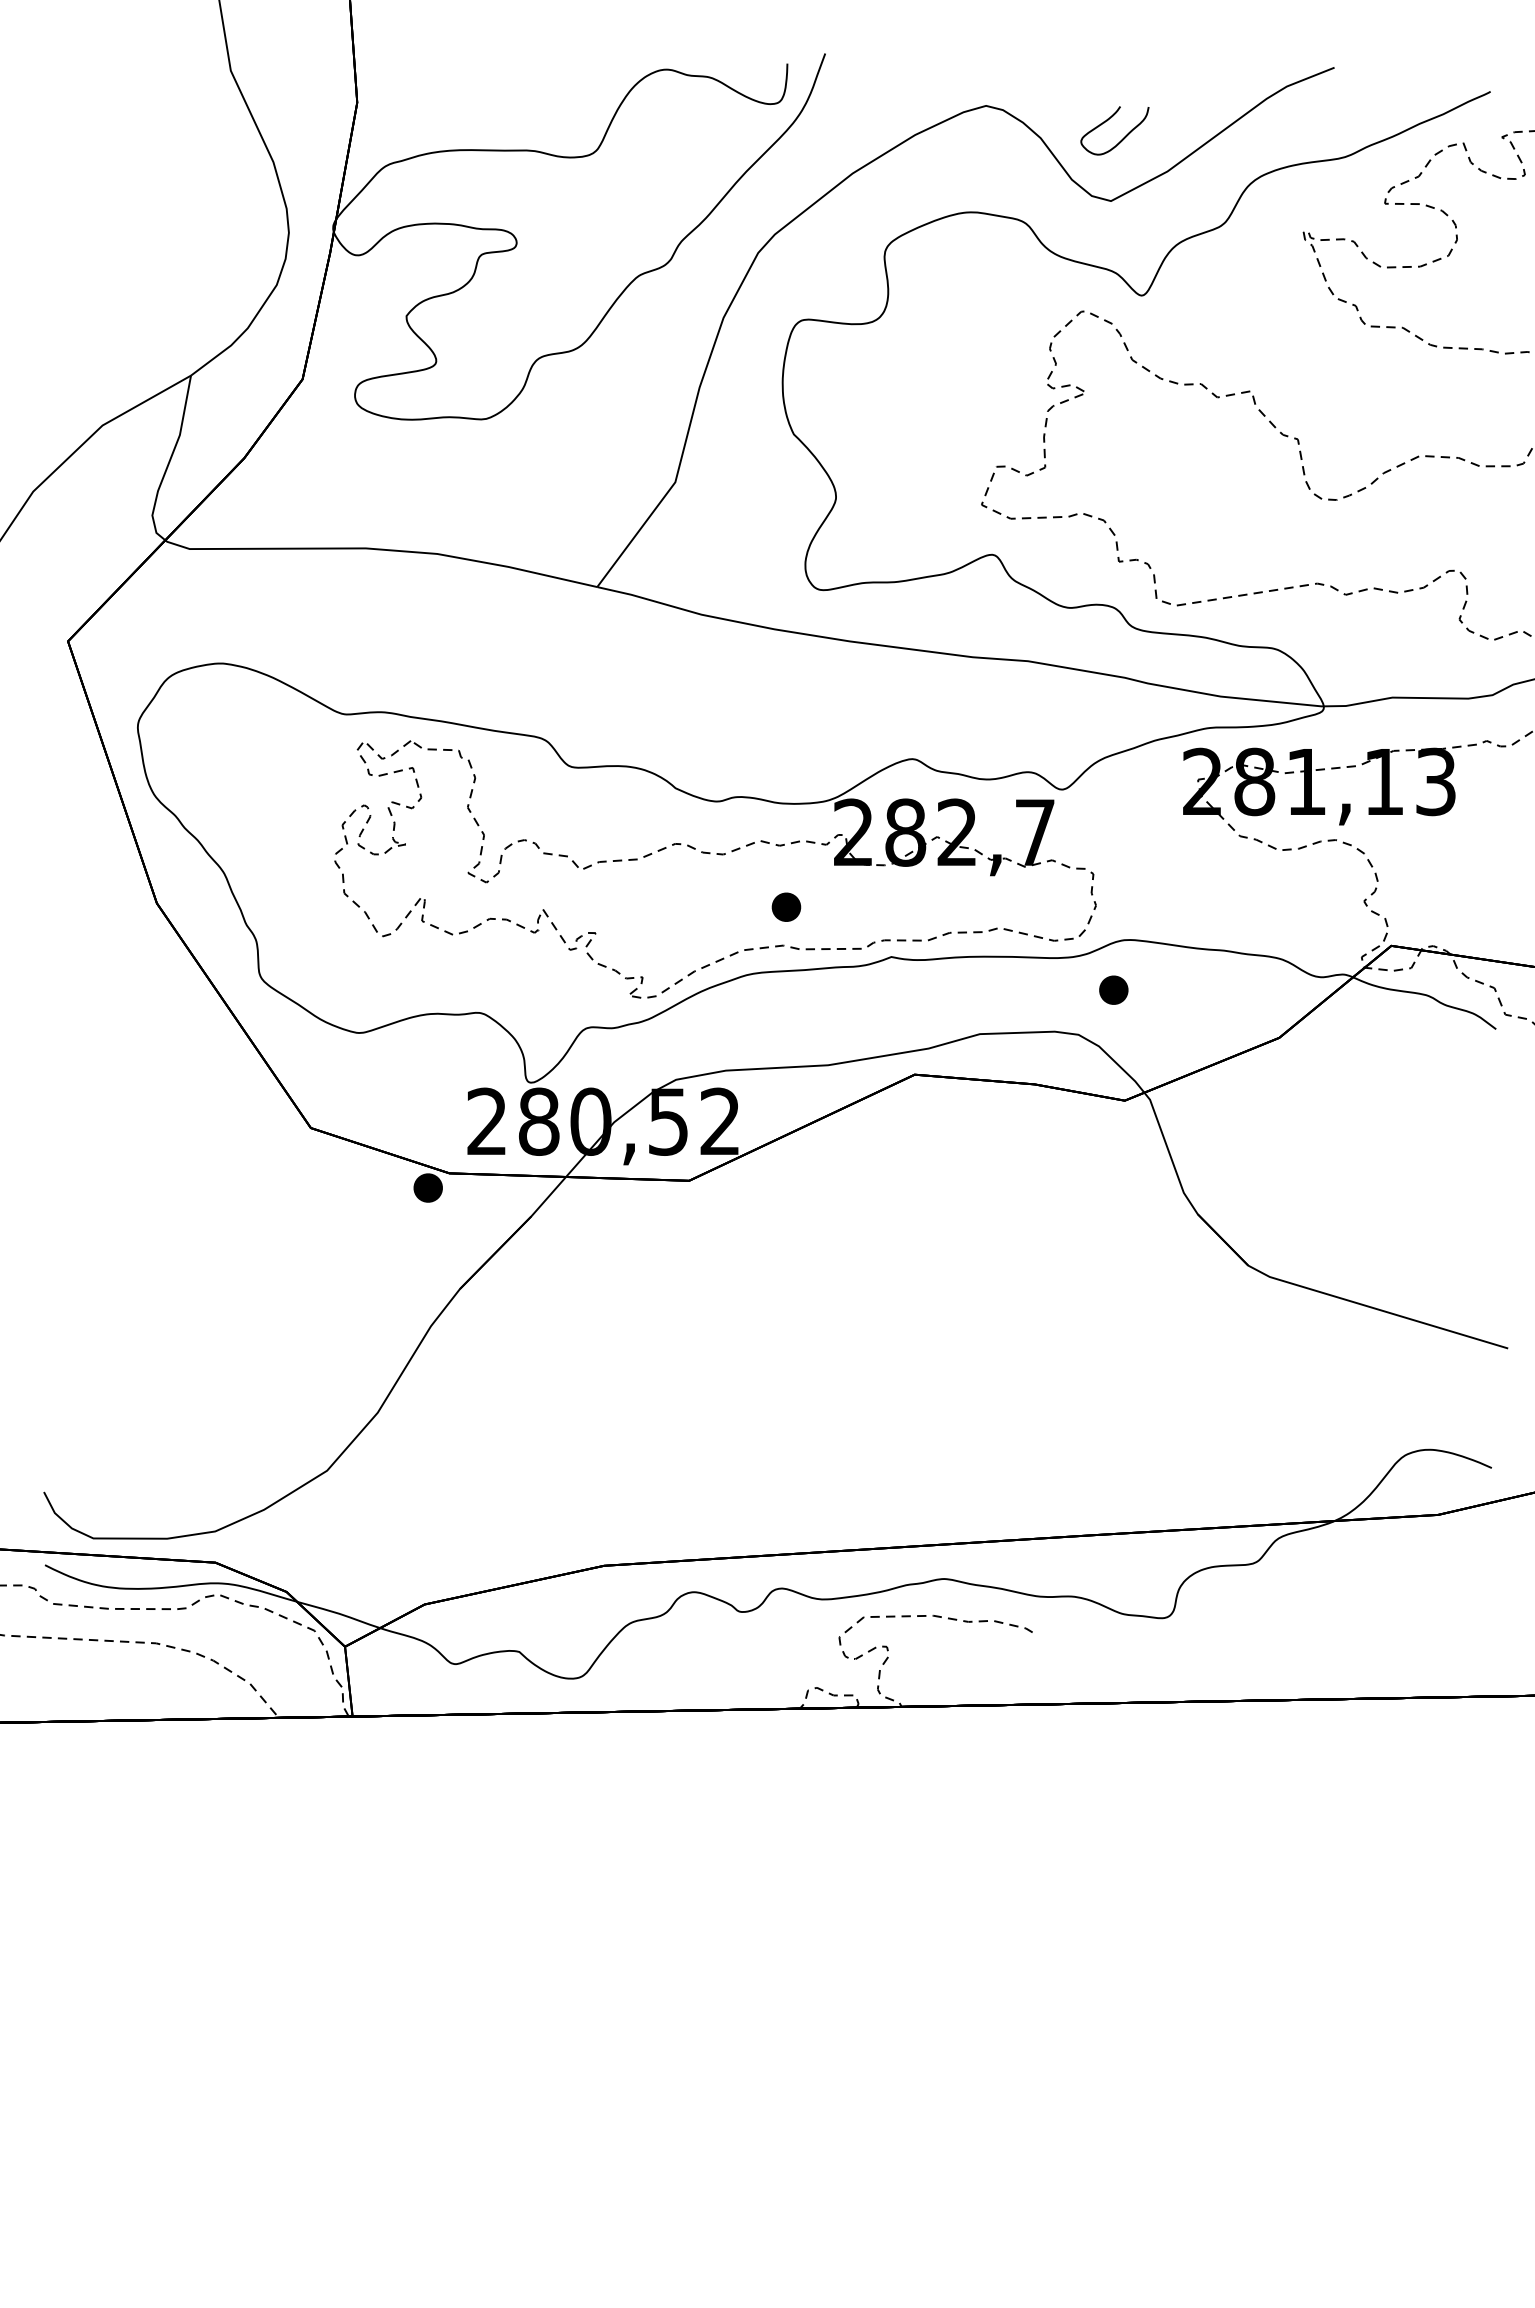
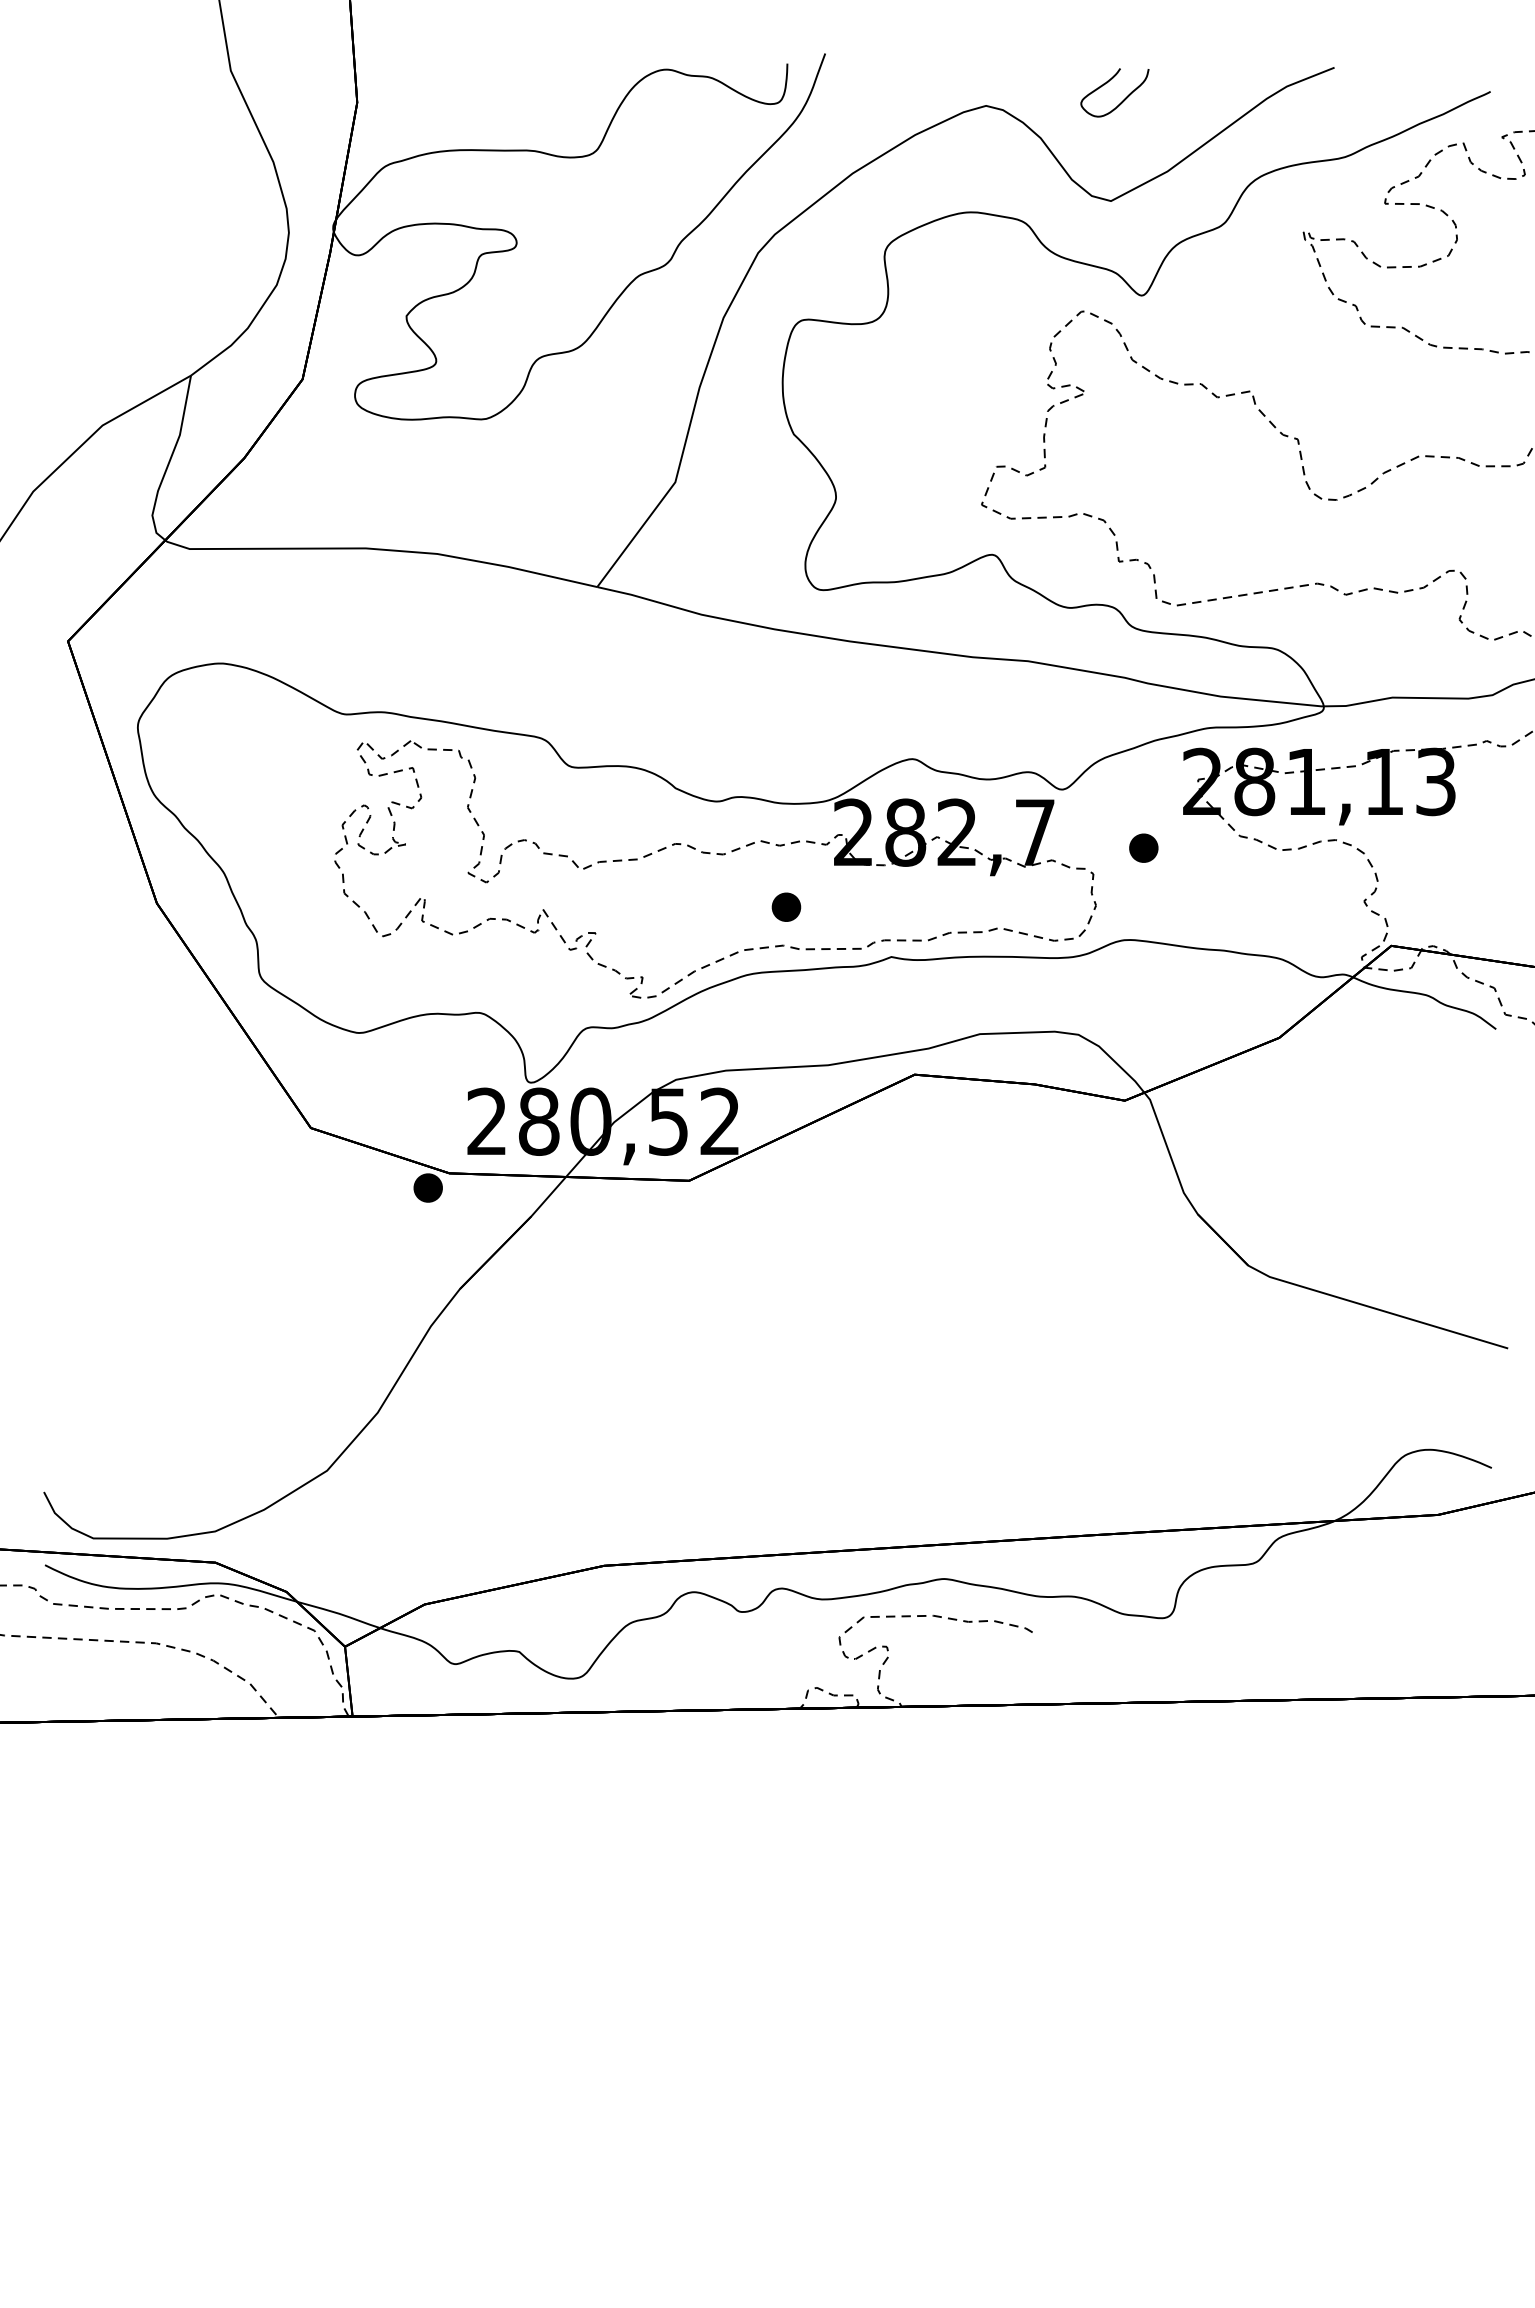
curve position: (1122, 138) -> (1122, 100) (1122, 100)
part position: (1113, 989) -> (1143, 847) (1143, 847)
